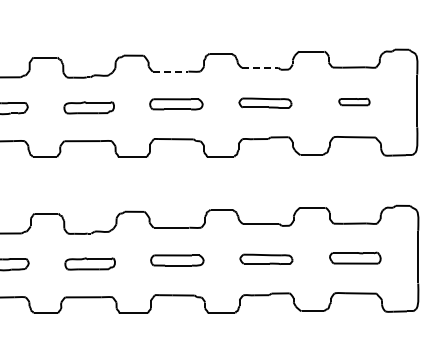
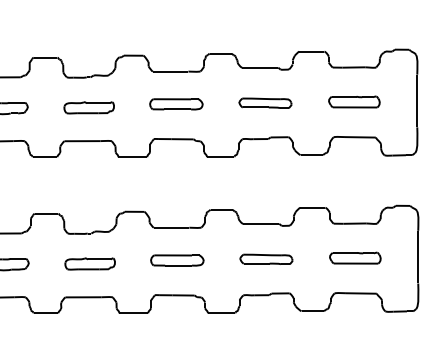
line: dashed -> solid (260, 67)
line: dashed -> solid (170, 71)
part size: 33x10 px -> 53x14 px (354, 101)
